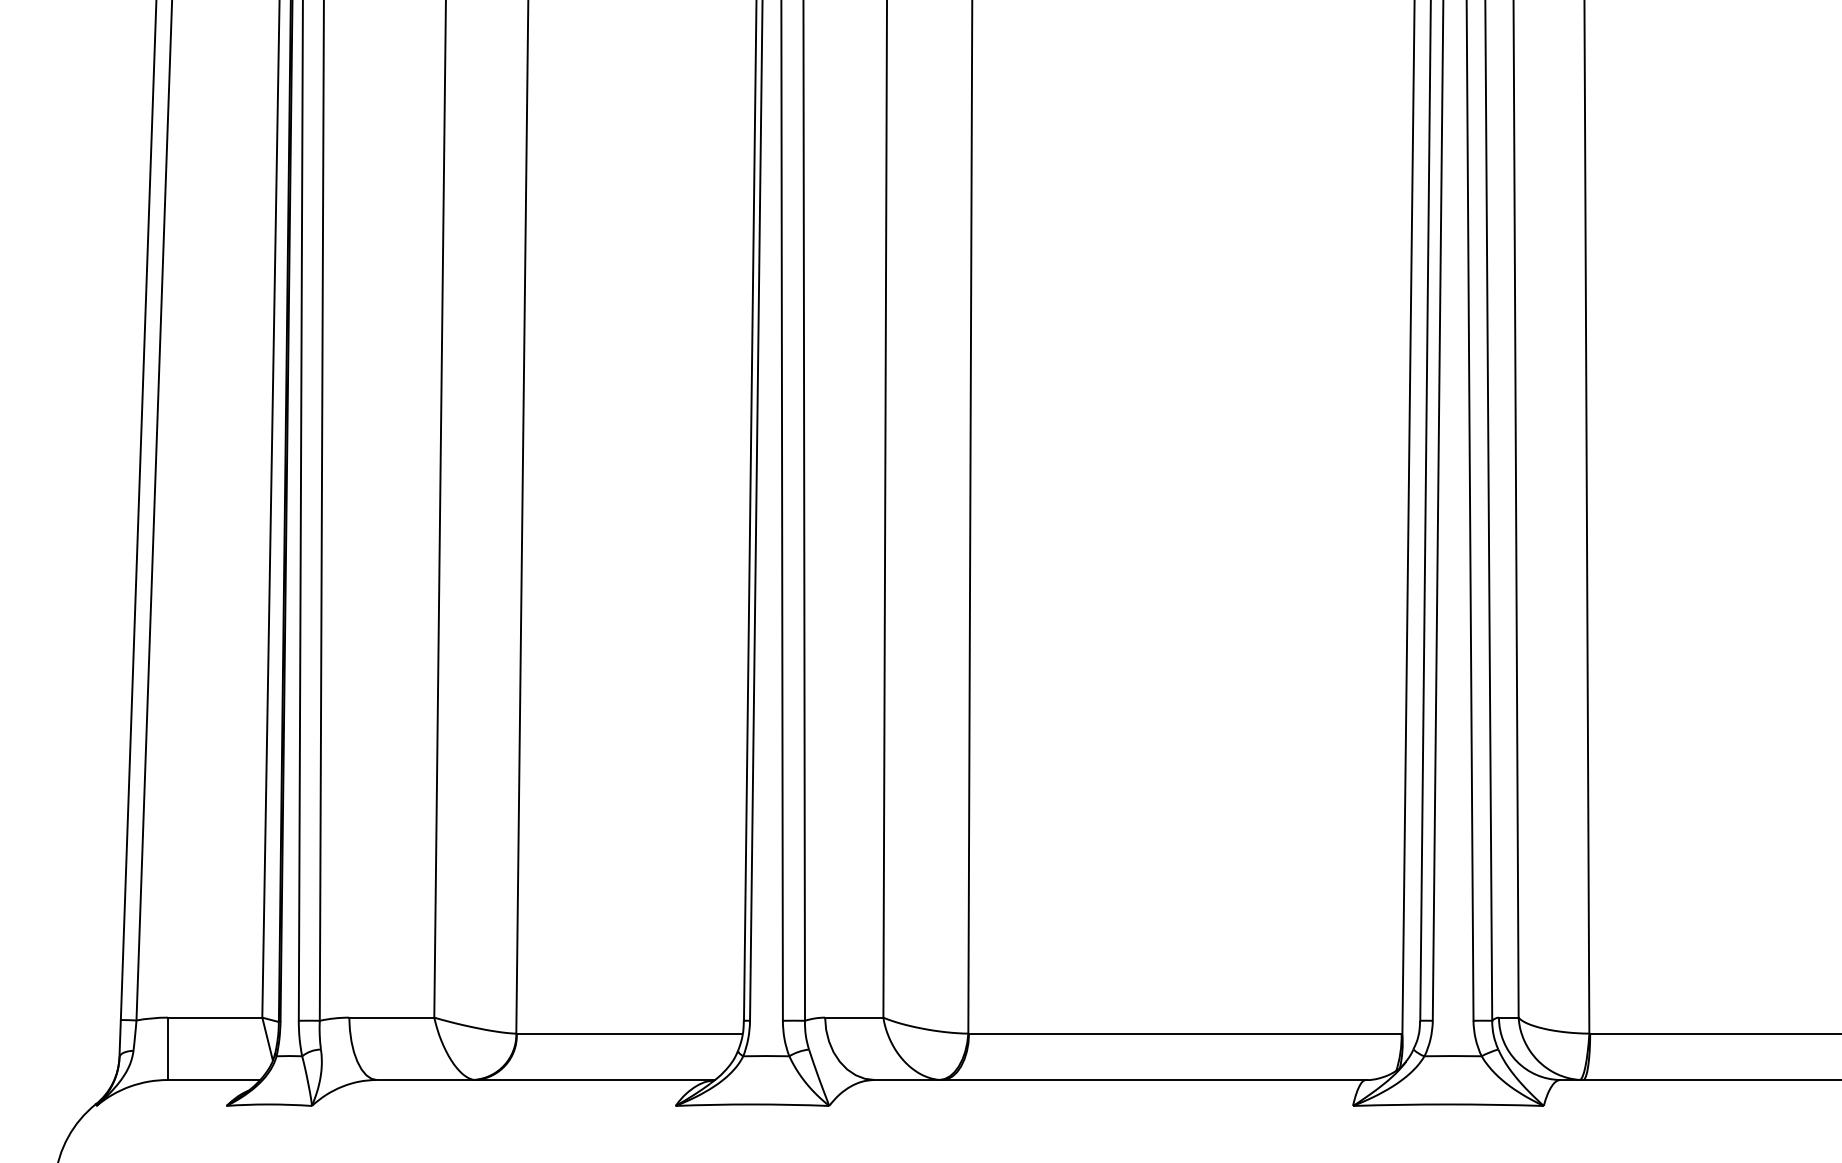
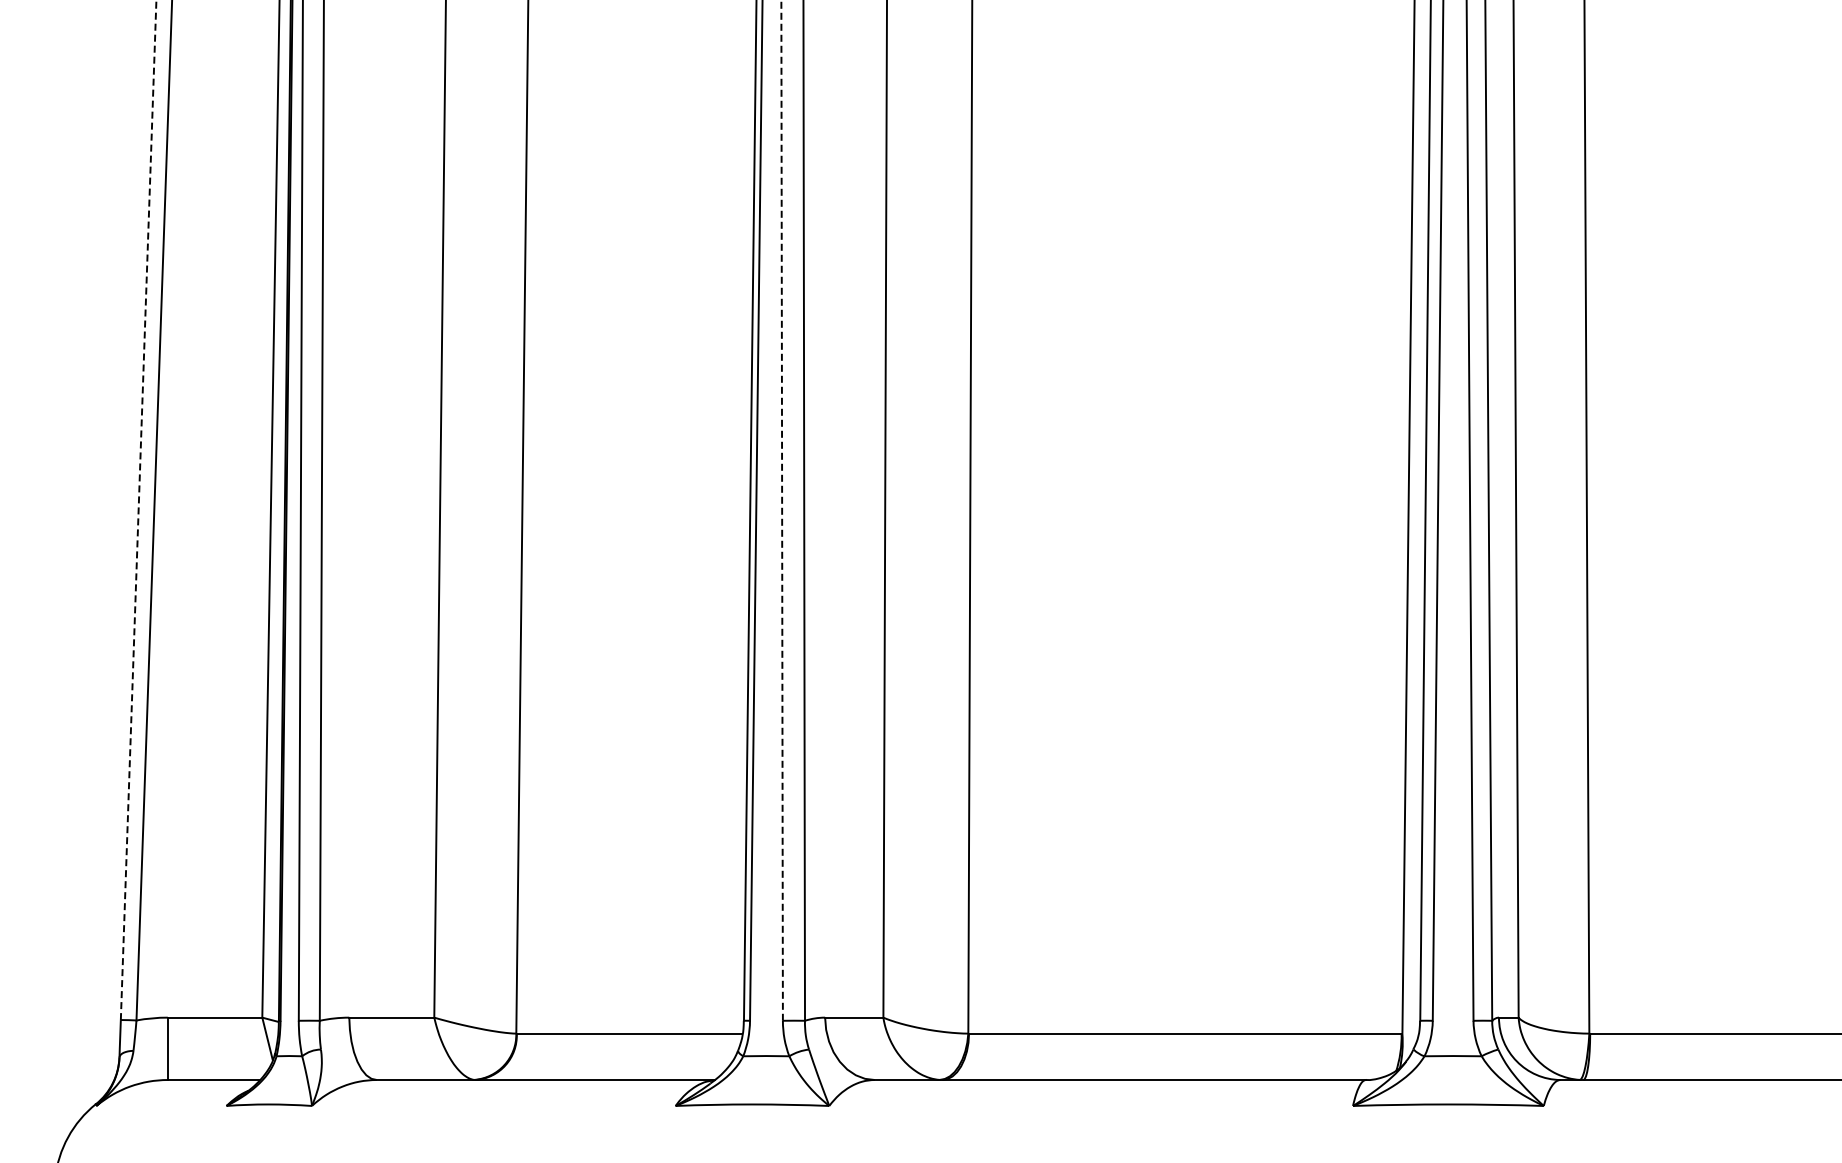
line: solid -> dashed (138, 509)
line: solid -> dashed (782, 510)
